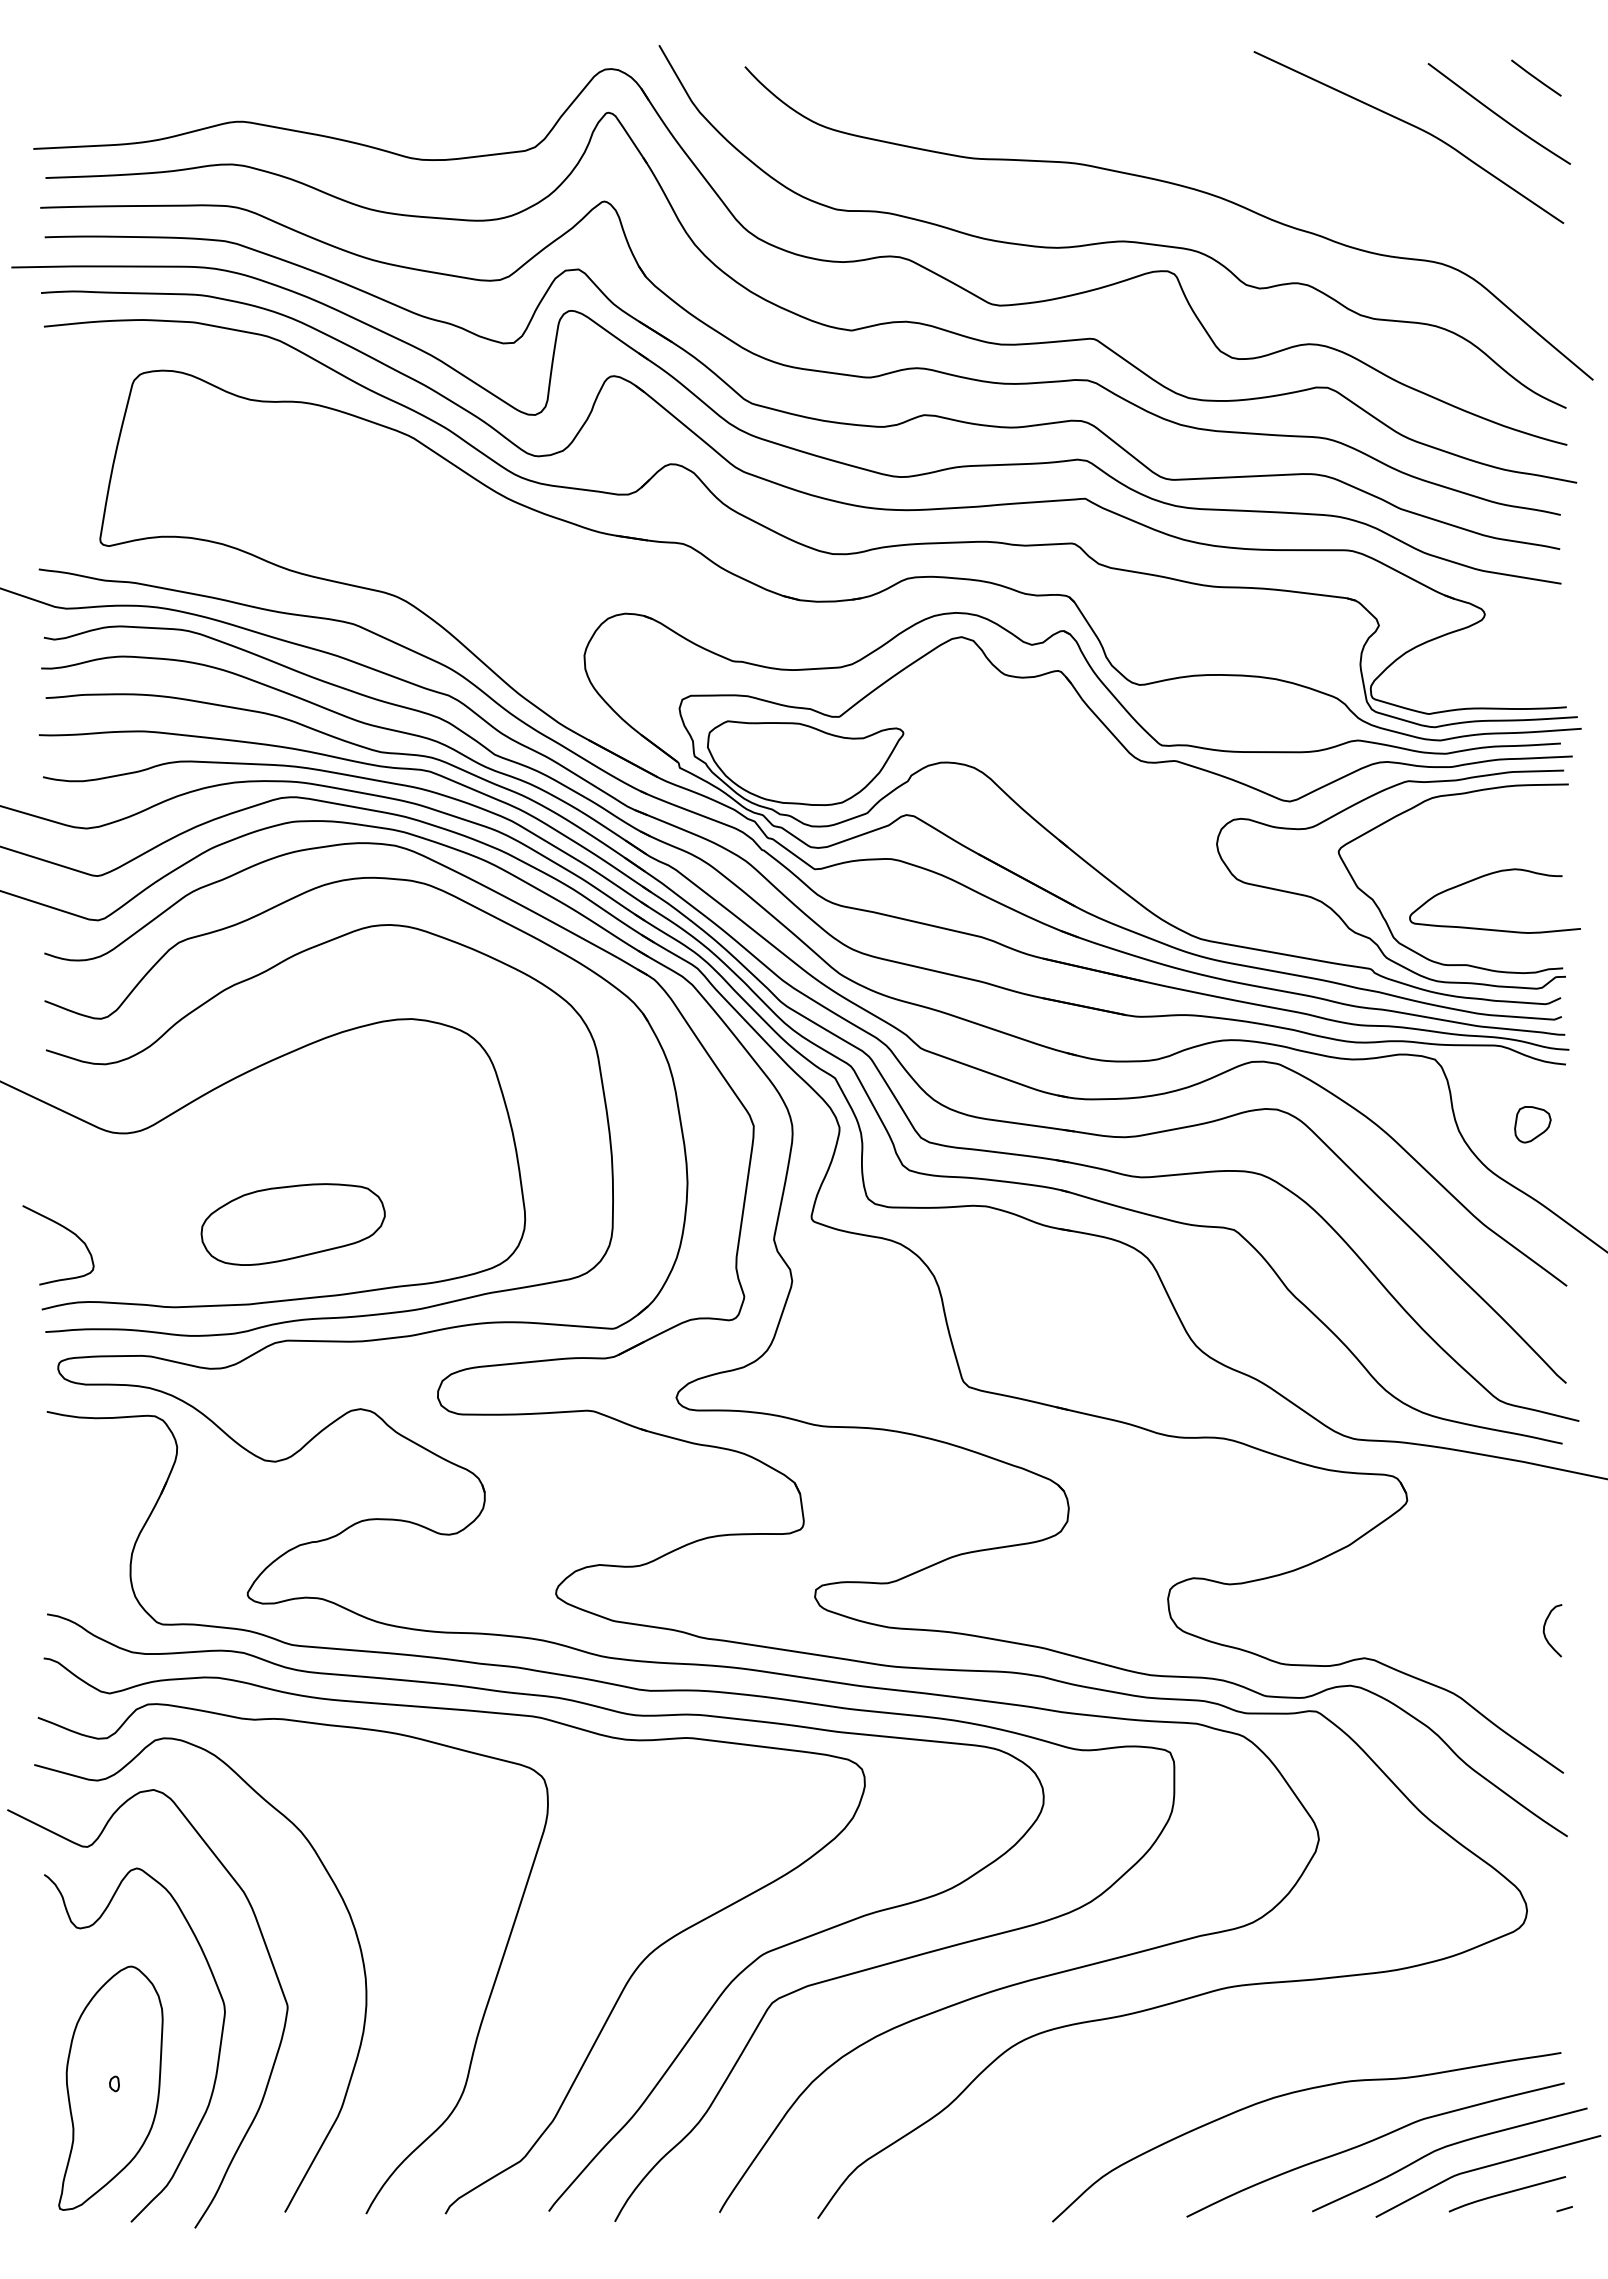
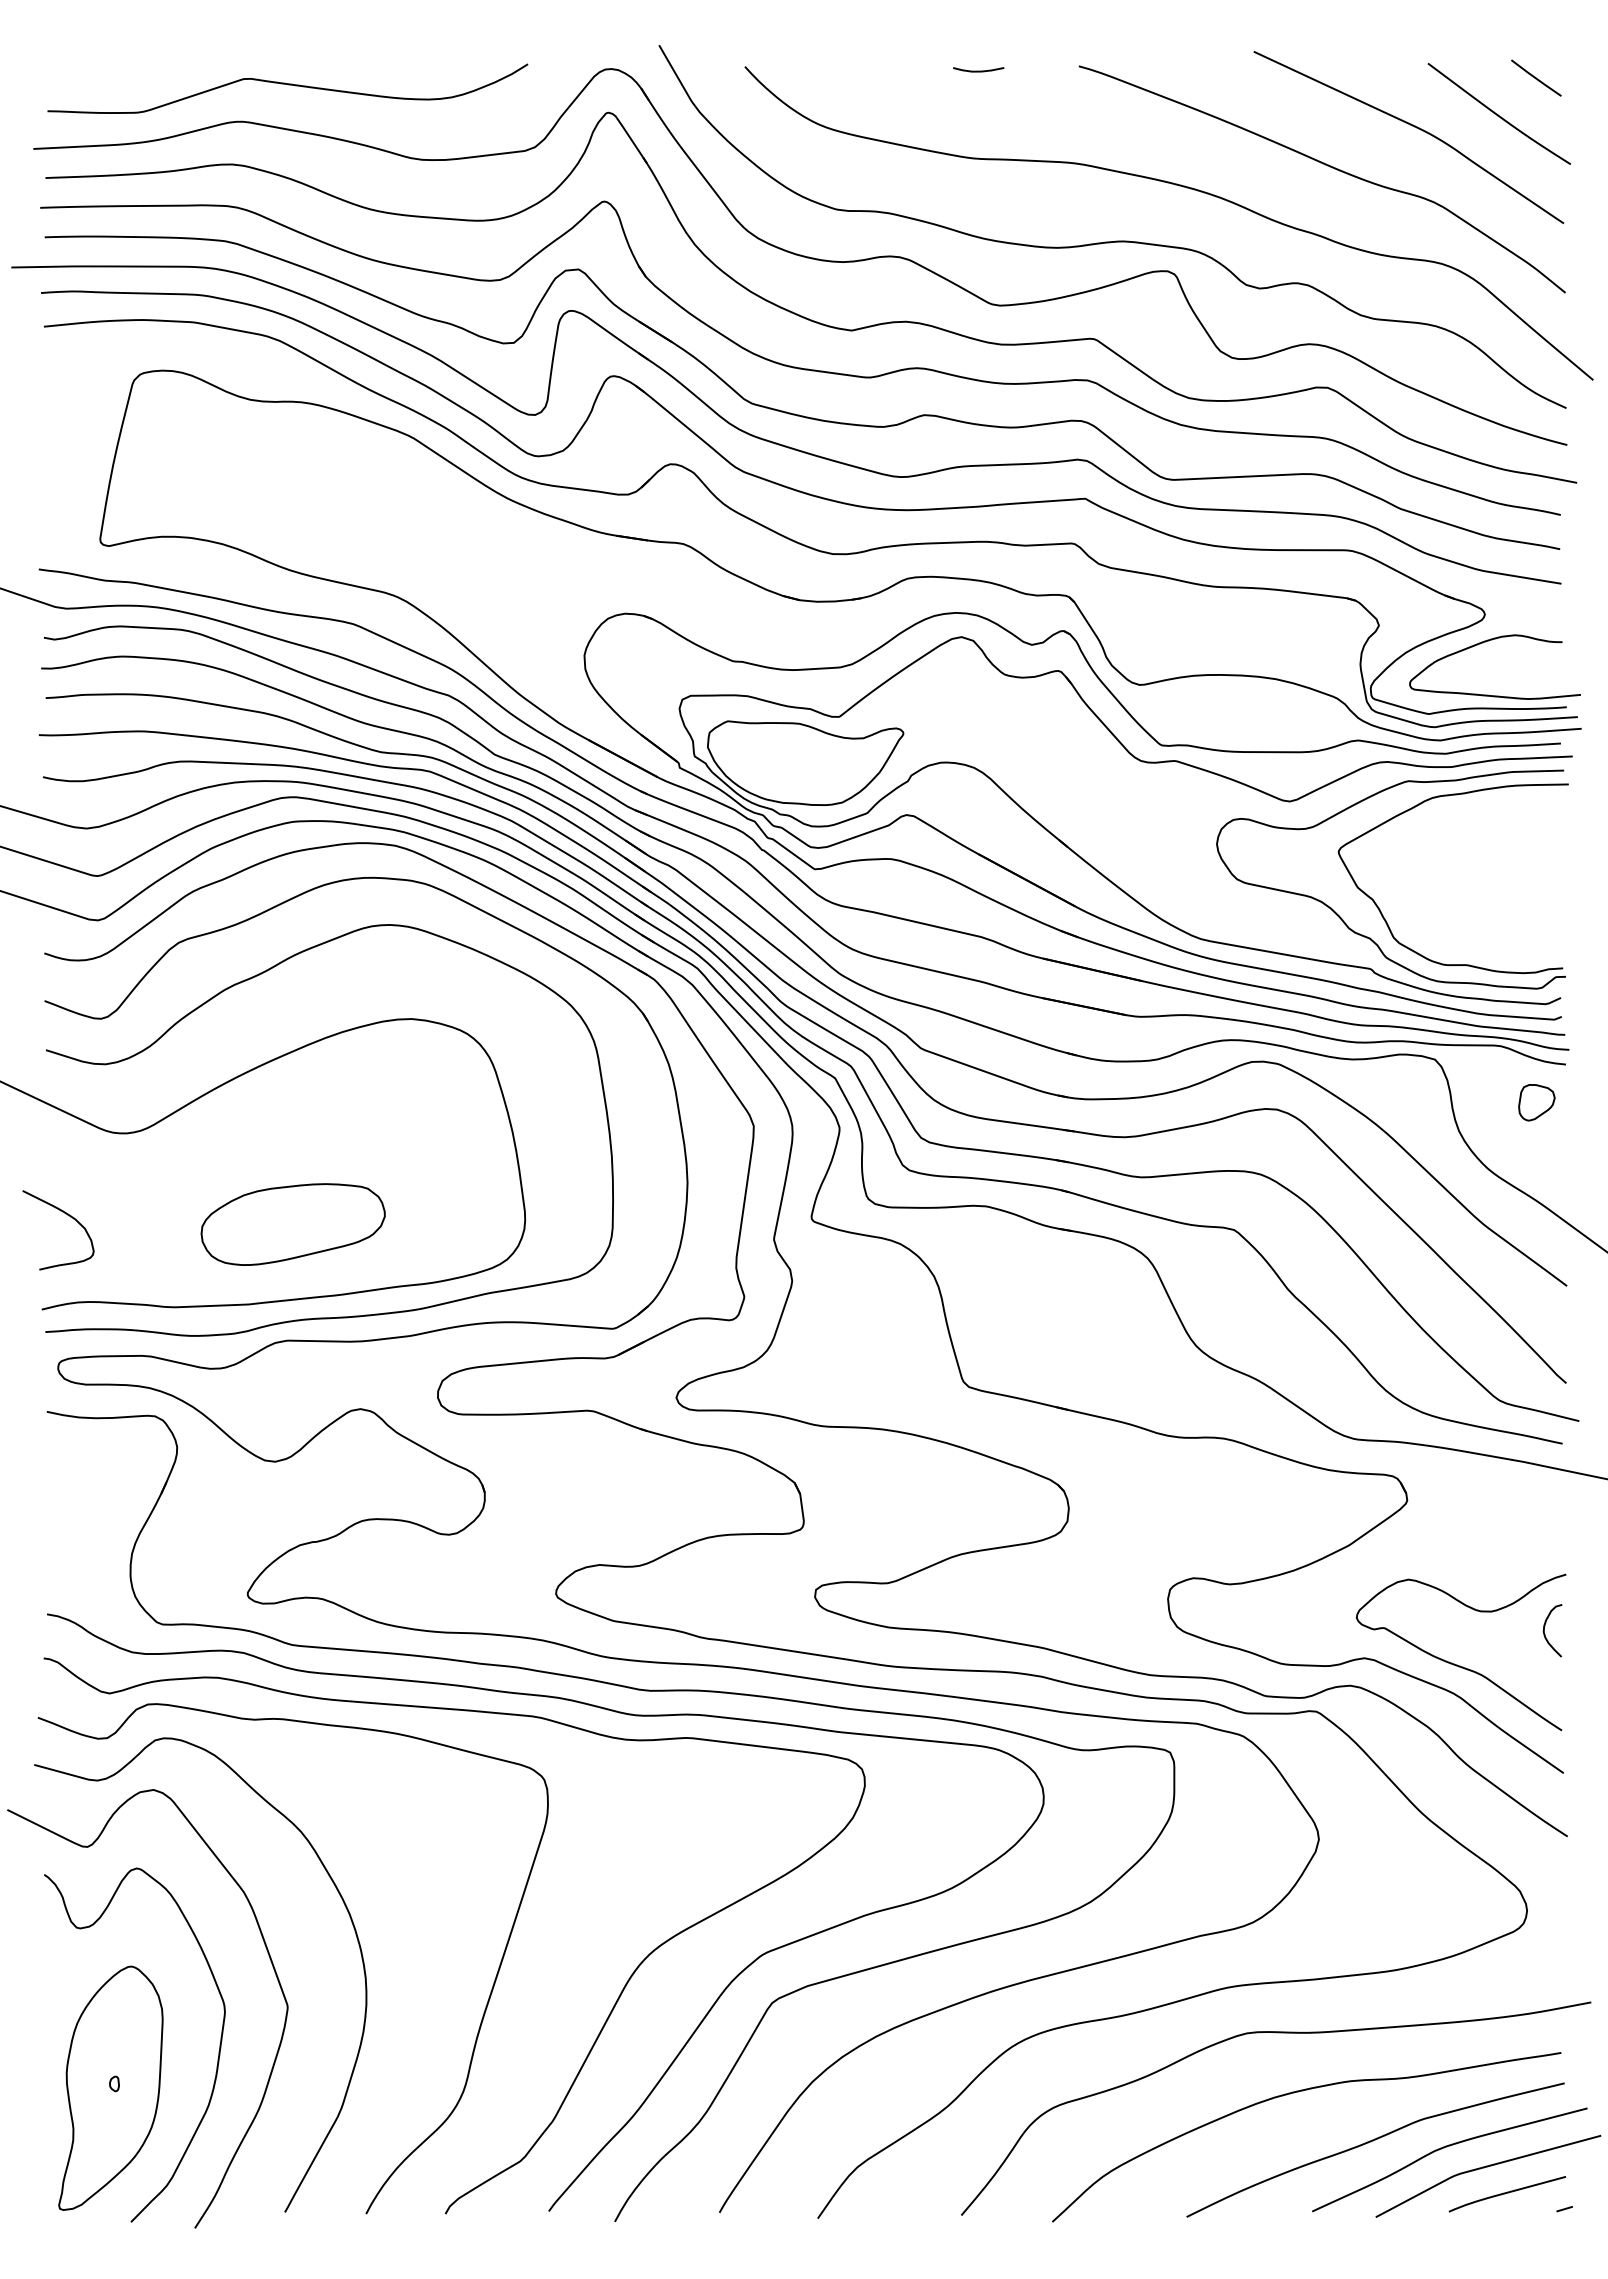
curve: none -> present (978, 70)
curve: none -> present (288, 85)
curve: none -> present (1327, 166)
curve position: (1489, 875) -> (1489, 641) (1489, 641)
part position: (1532, 1124) -> (1536, 1102) (1536, 1102)
curve position: (65, 1229) -> (65, 1214) (65, 1214)
curve: none -> present (1457, 1664)
curve: none -> present (1276, 2033)
